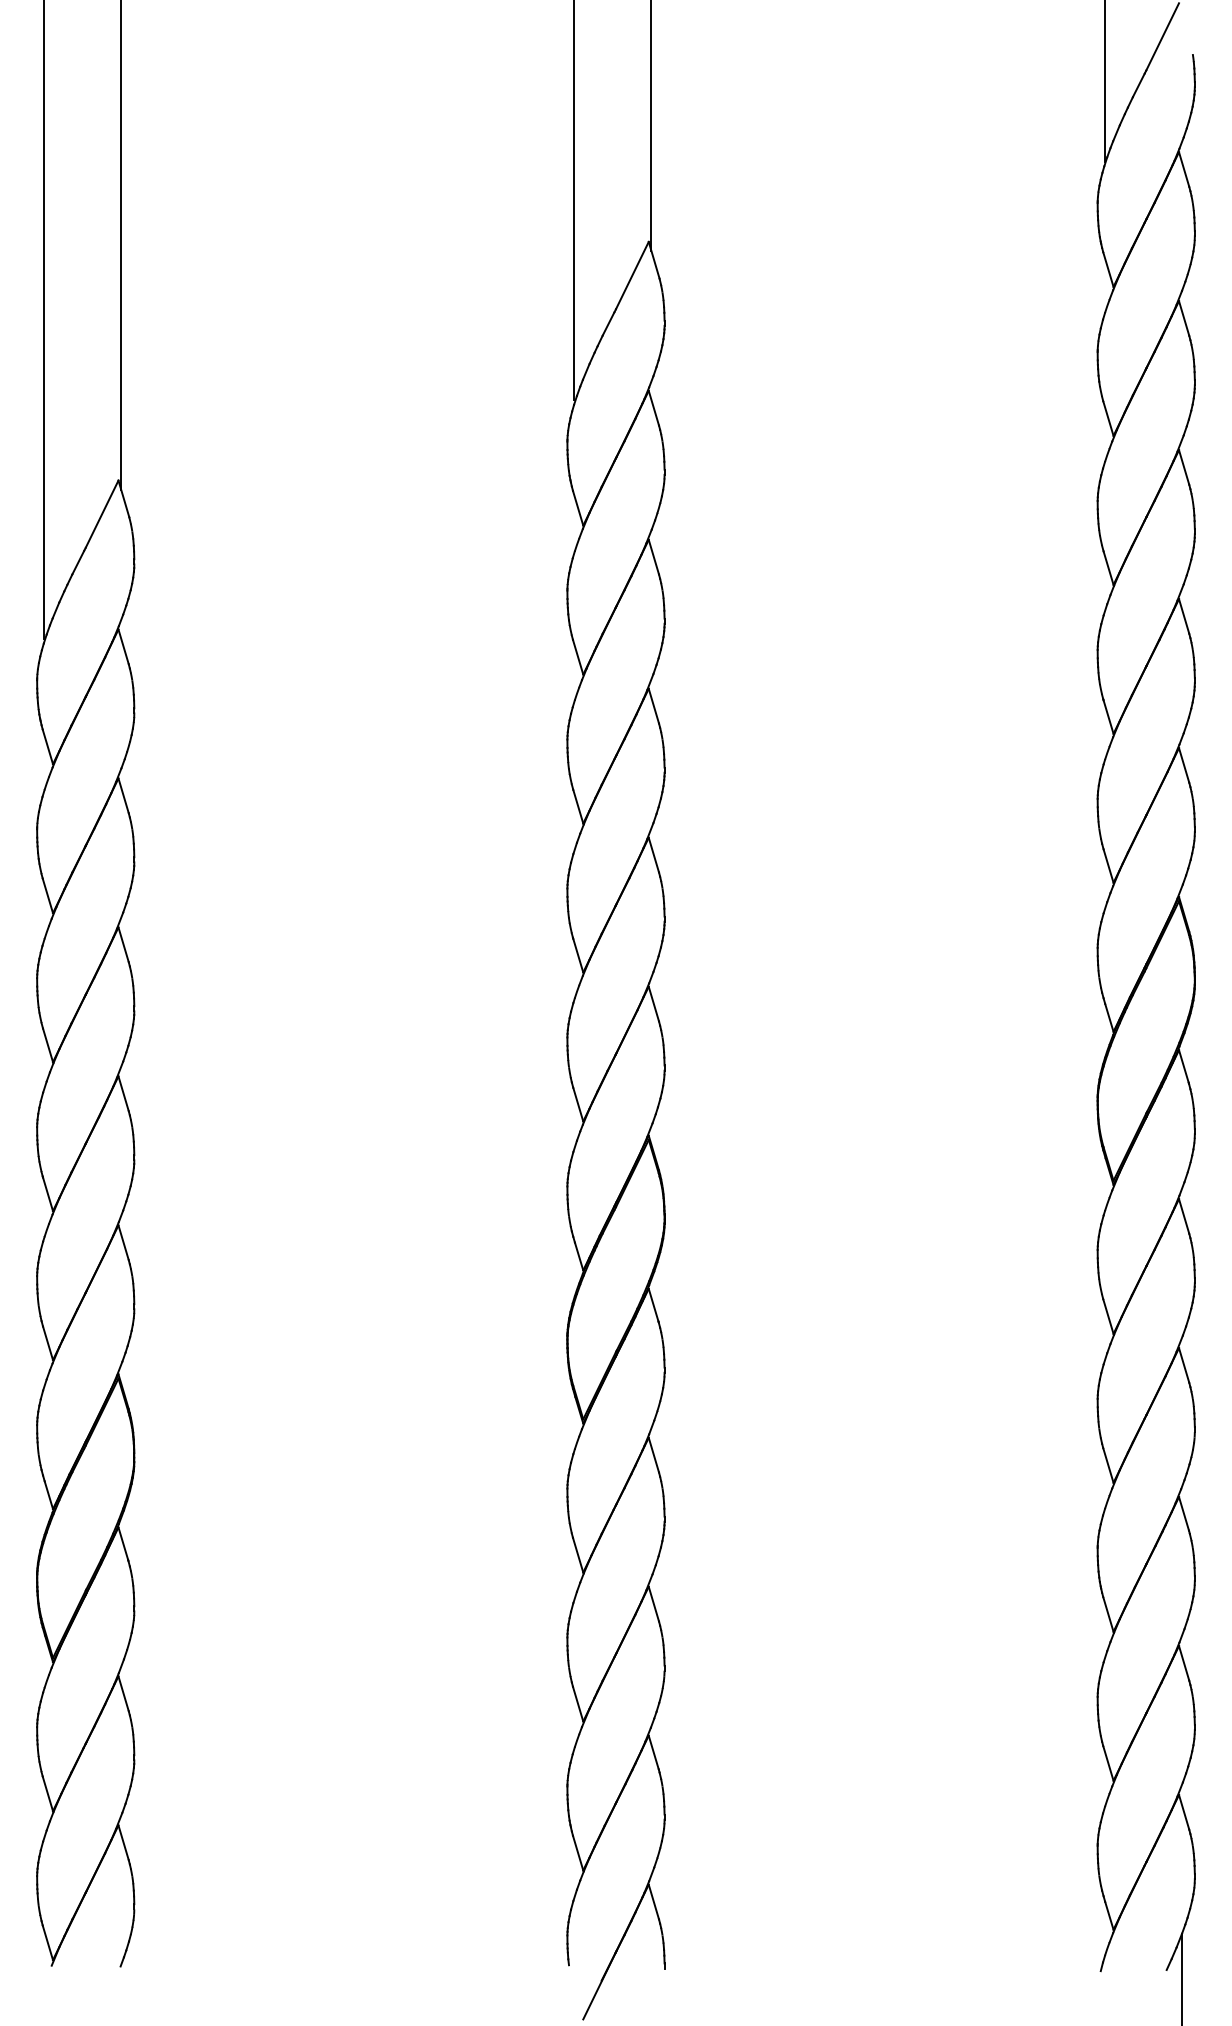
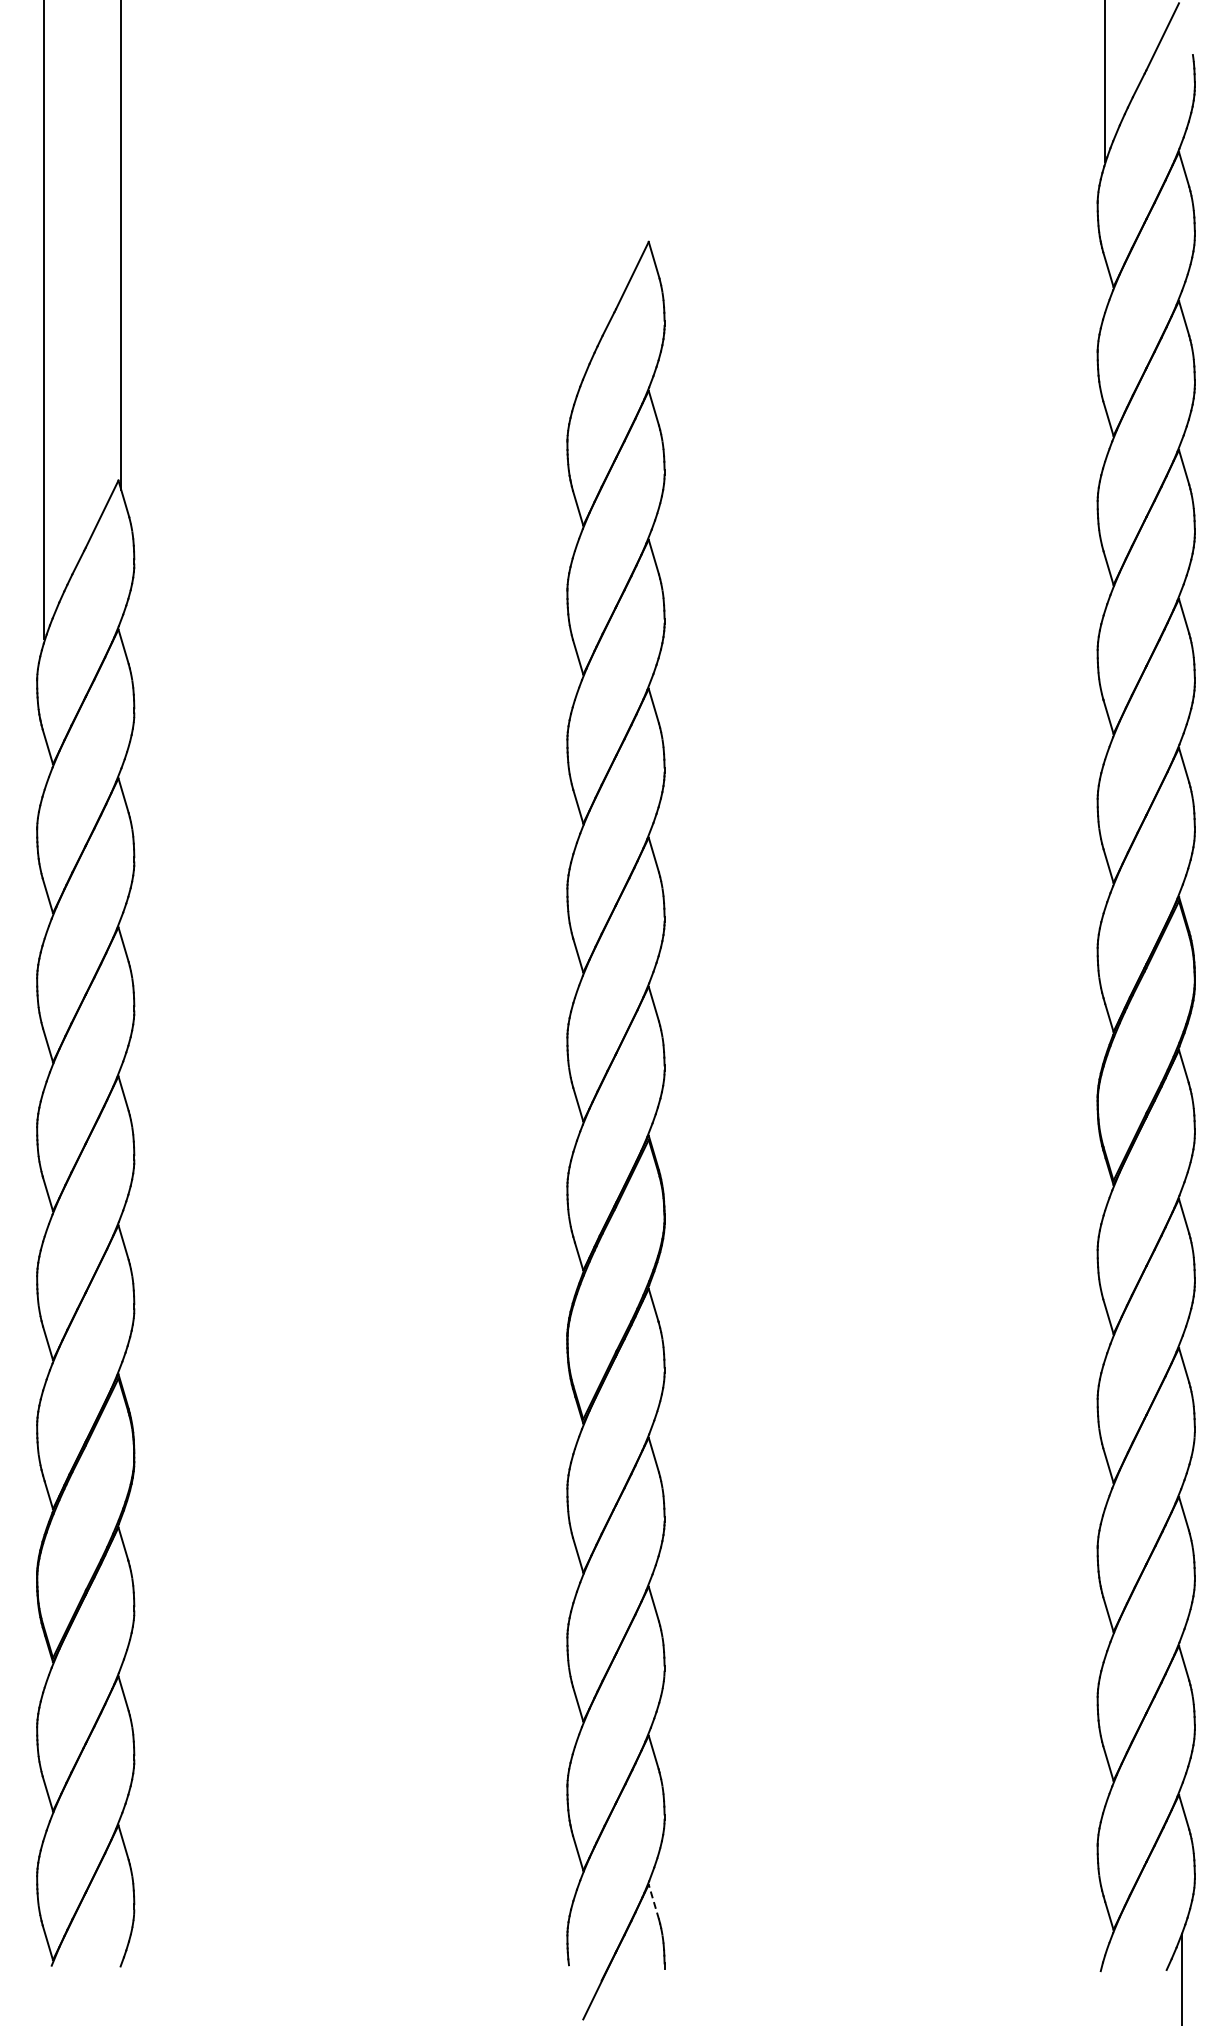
line: present -> none (651, 126)
line: present -> none (574, 201)
line: solid -> dashed (653, 1901)
